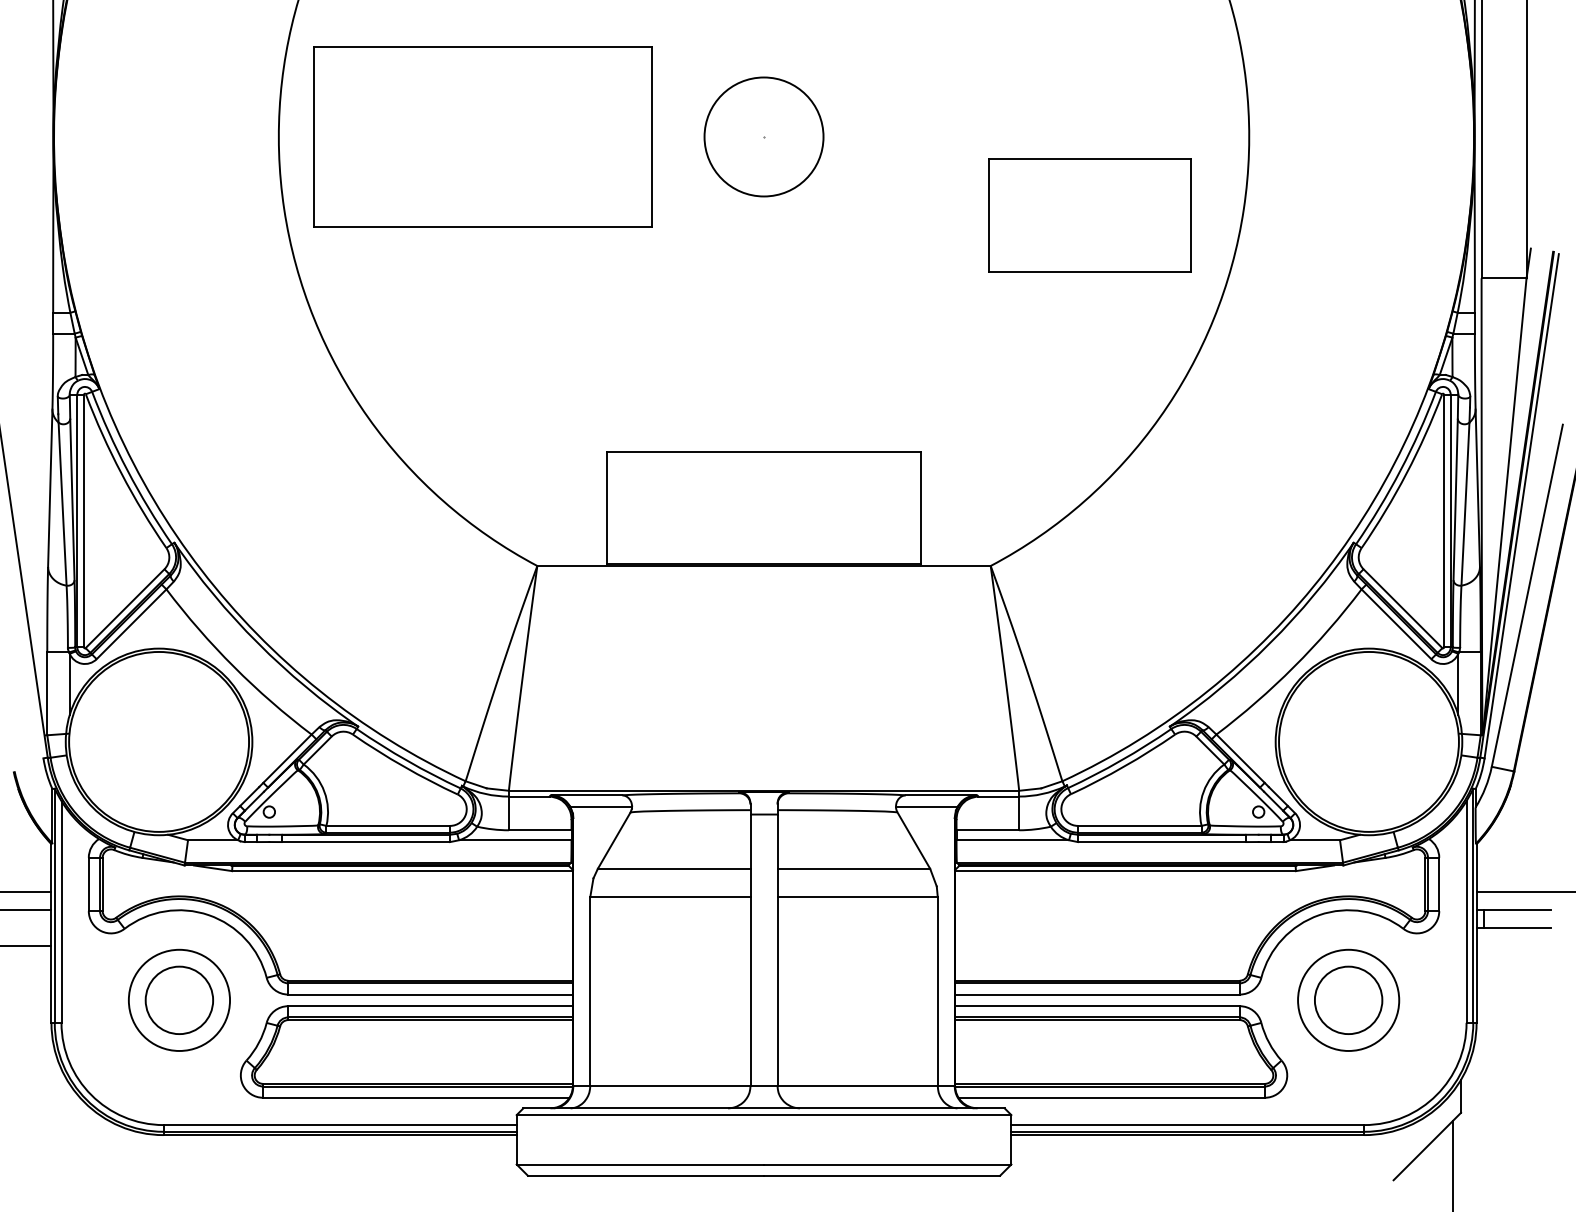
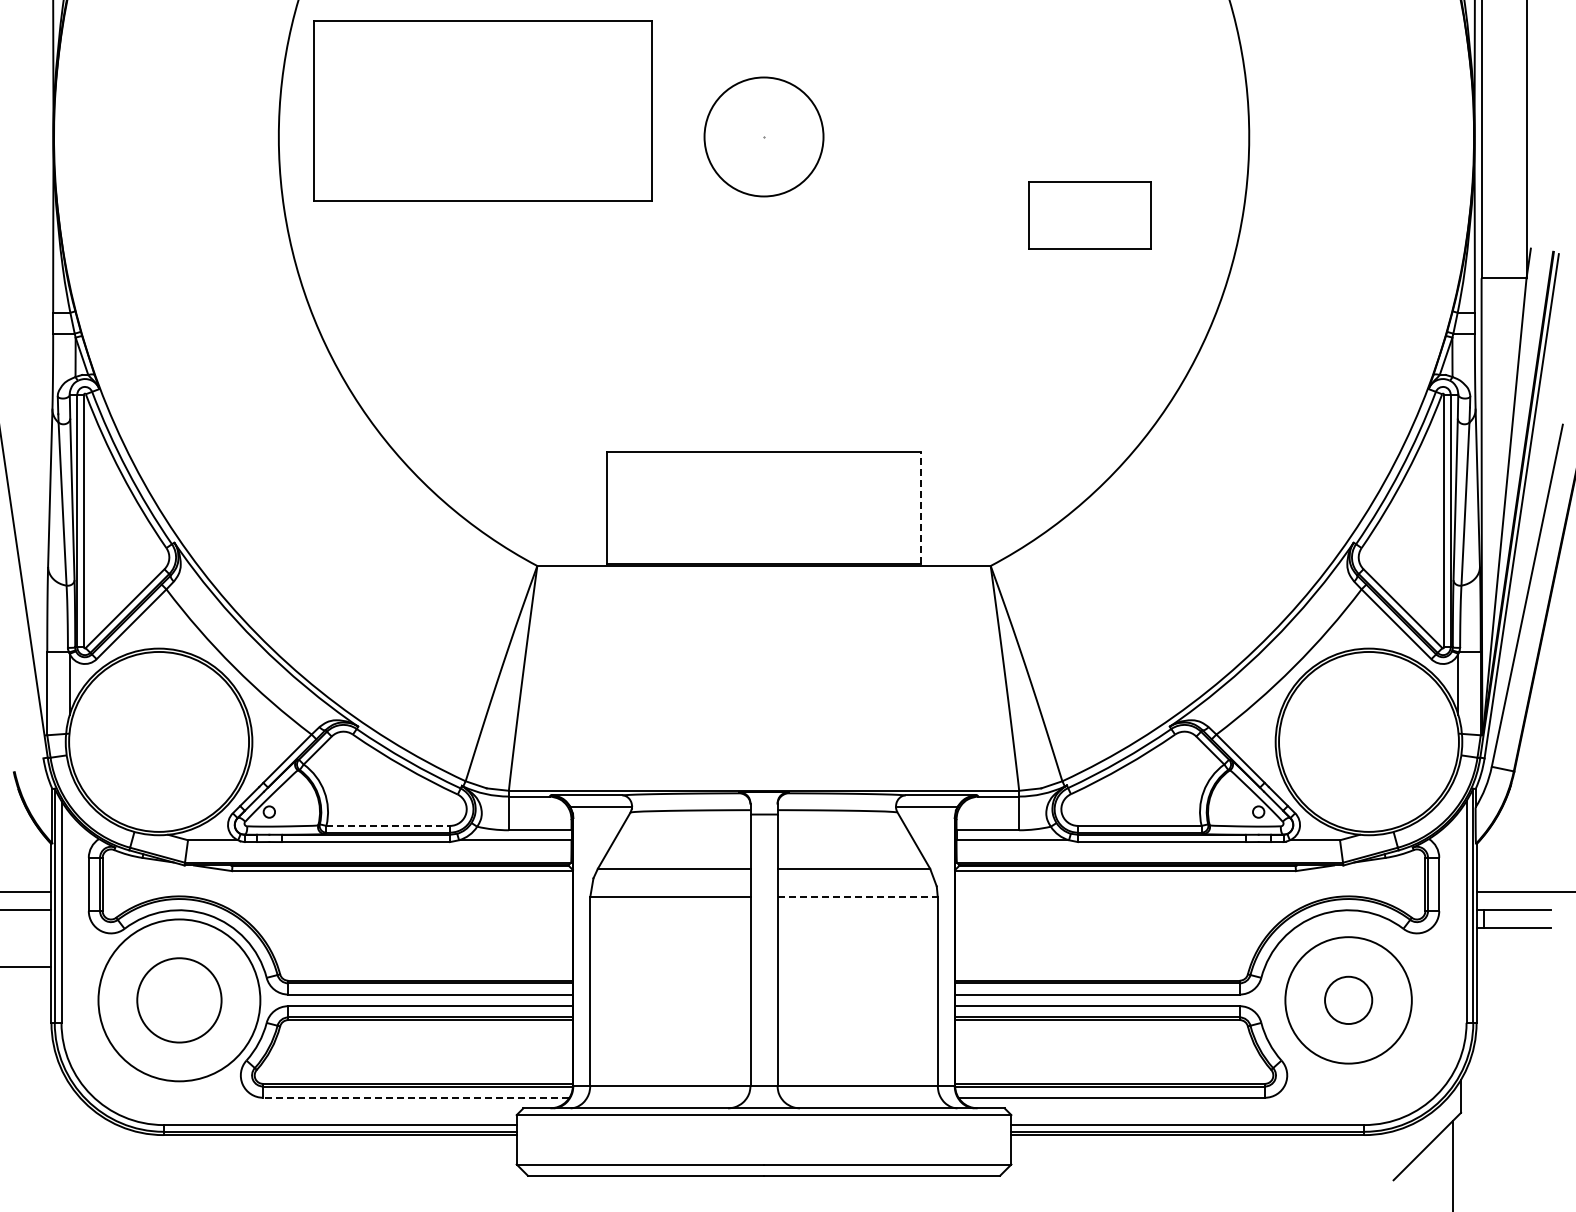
part position: (482, 136) -> (482, 110) (482, 110)
part size: 204x115 px -> 124x69 px (1089, 215)
line: solid -> dashed (921, 507)
line: solid -> dashed (388, 825)
line: solid -> dashed (858, 896)
line position: (26, 946) -> (26, 967) (26, 967)
circle diameter: 101 px -> 162 px (179, 1000)
circle diameter: 101 px -> 126 px (1348, 1000)
circle diameter: 67 px -> 84 px (179, 1000)
circle diameter: 67 px -> 47 px (1348, 1000)
line: solid -> dashed (415, 1097)
